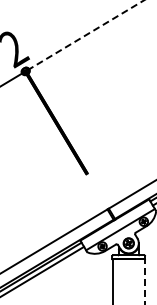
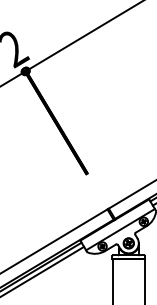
line: dashed -> solid (85, 35)
line: dashed -> solid (145, 281)
